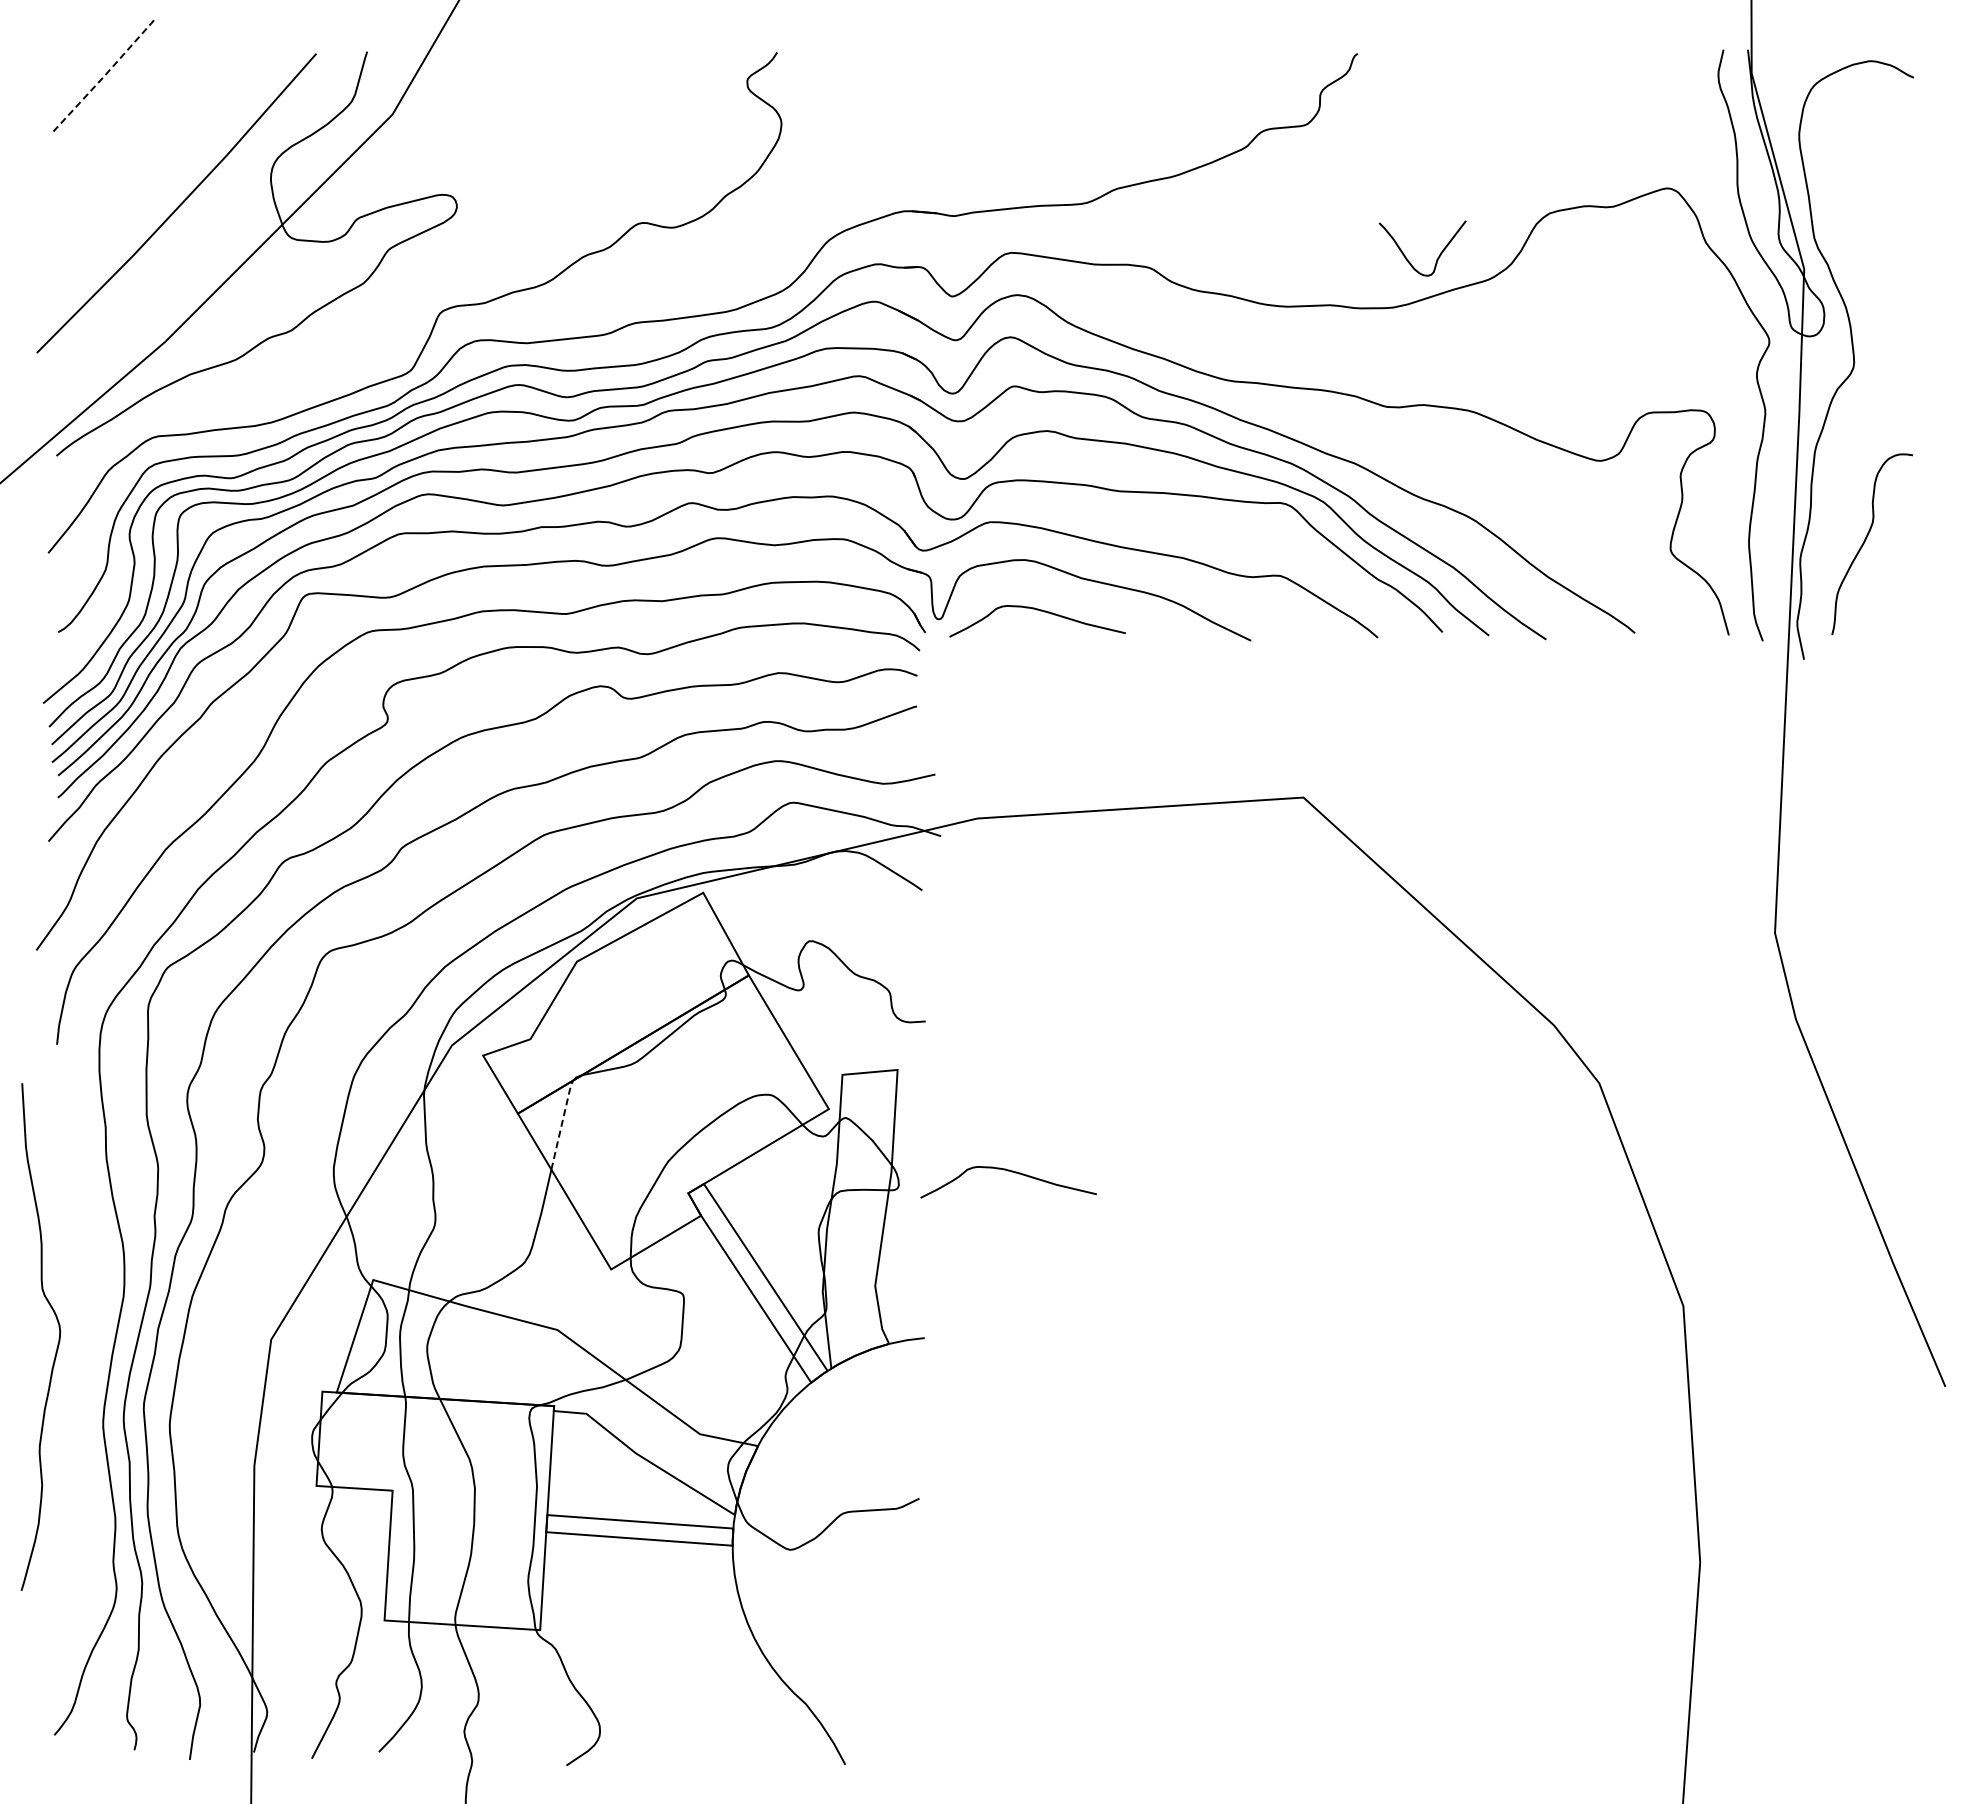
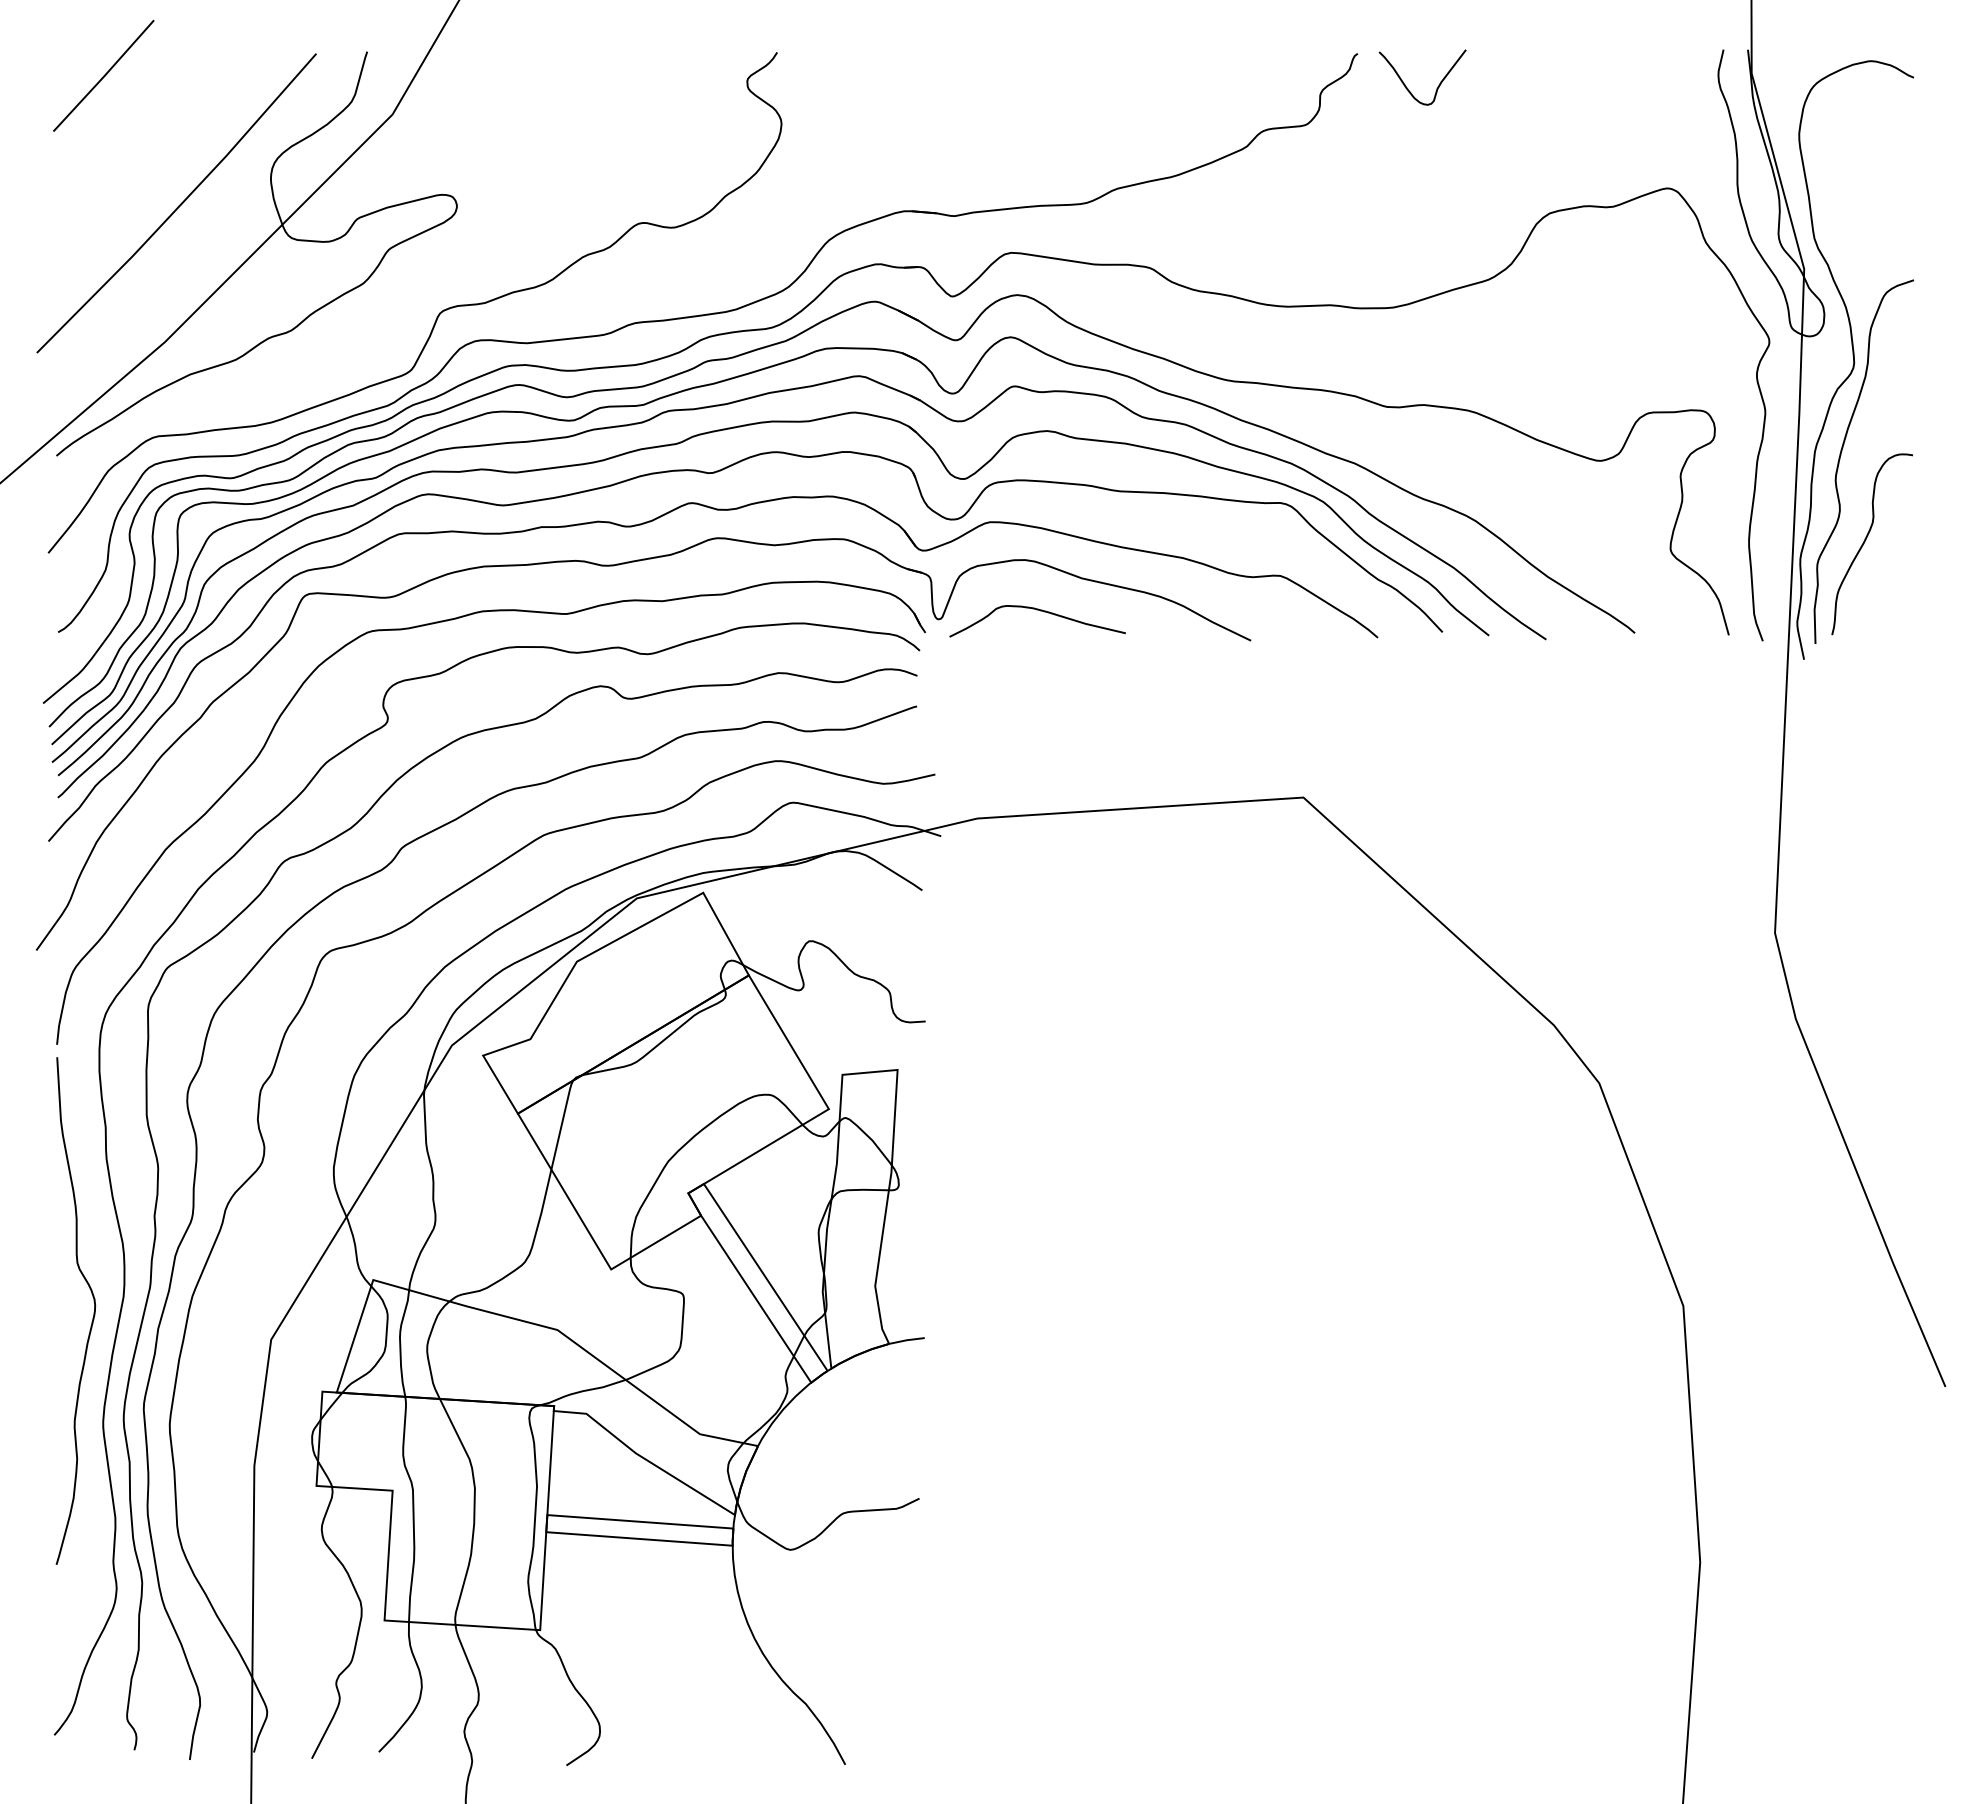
line: dashed -> solid (104, 76)
curve position: (1437, 257) -> (1437, 86) (1437, 86)
curve: none -> present (1841, 455)
line: dashed -> solid (562, 1122)
curve: present -> none (1011, 1172)
curve position: (58, 1338) -> (93, 1312) (93, 1312)
